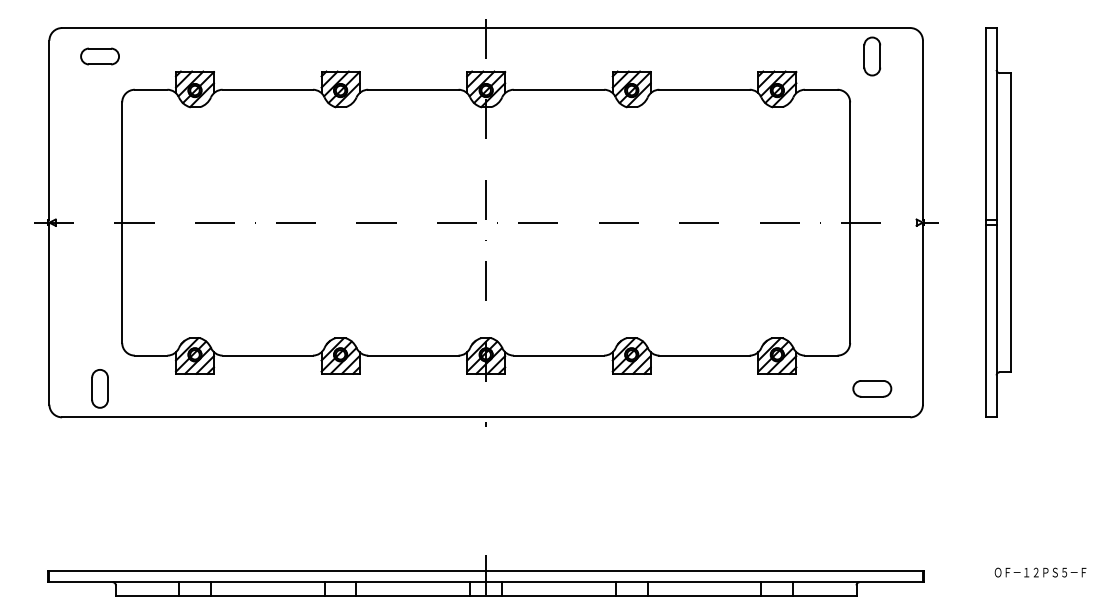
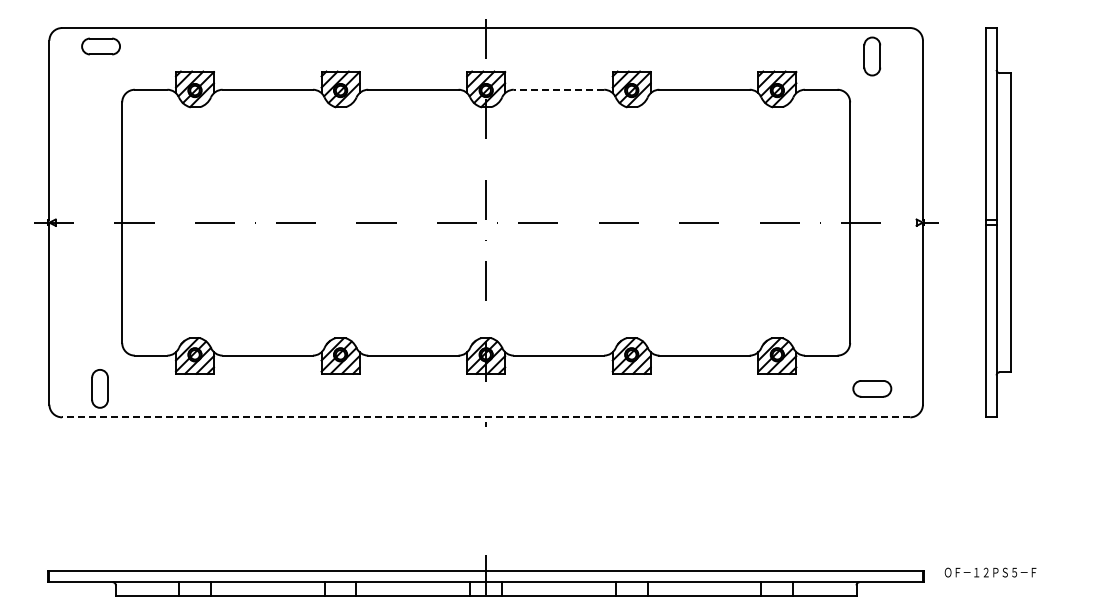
part position: (99, 56) -> (100, 46) (100, 46)
line: solid -> dashed (558, 89)
line: solid -> dashed (485, 417)
text position: (1040, 572) -> (990, 572) (990, 572)
